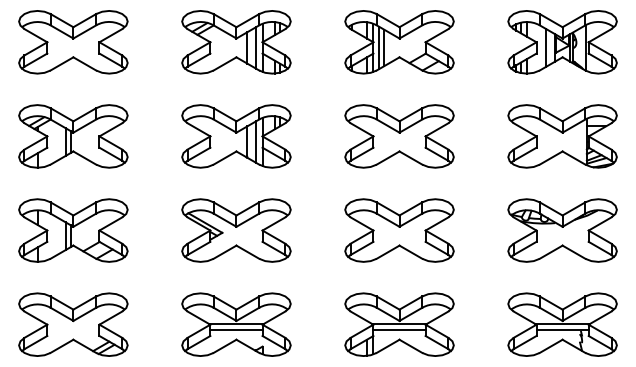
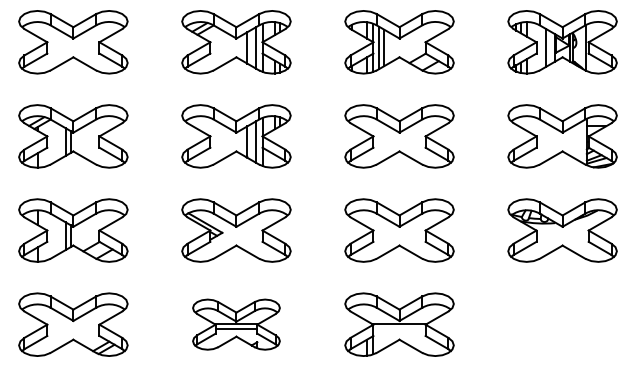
part size: 111x65 px -> 89x53 px (236, 324)
part: present -> none (562, 324)
line: present -> none (399, 330)
